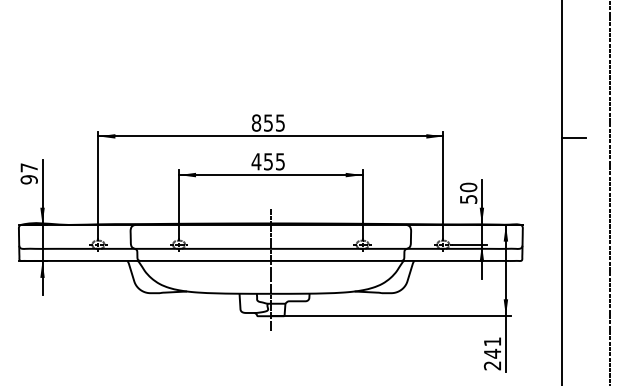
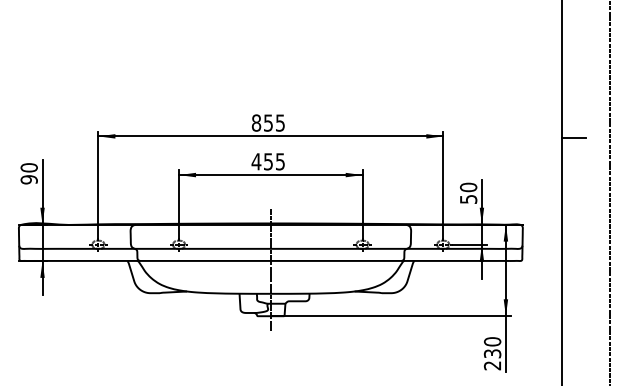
text: 97 -> 90 (28, 167)
text: 241 -> 230 (492, 347)
